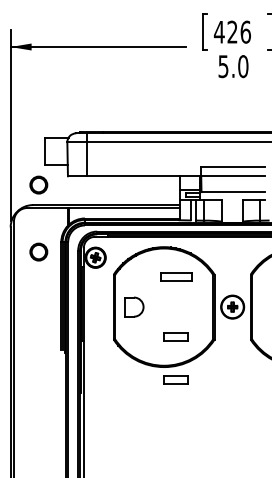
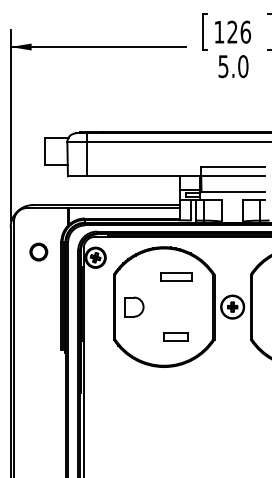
text: 426 -> 126 (218, 32)
part: present -> none (38, 184)
part: present -> none (175, 379)
